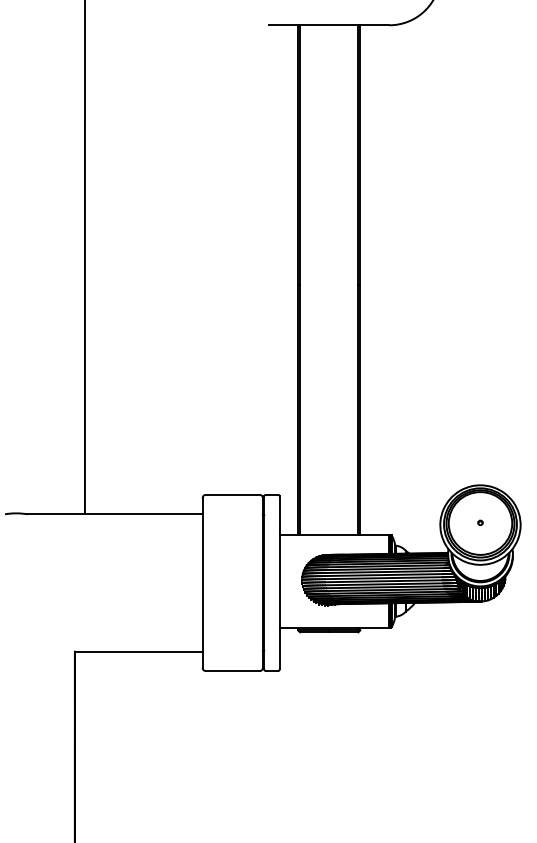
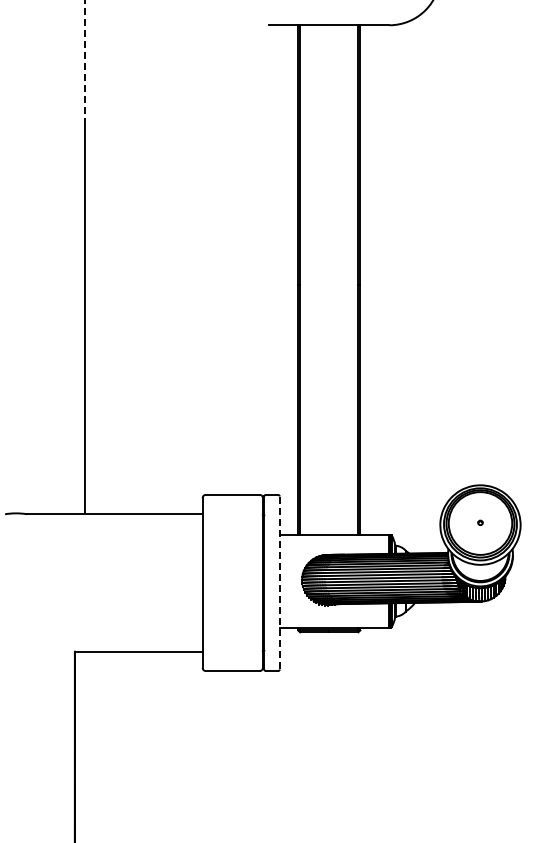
line: solid -> dashed (84, 60)
line: solid -> dashed (279, 582)
